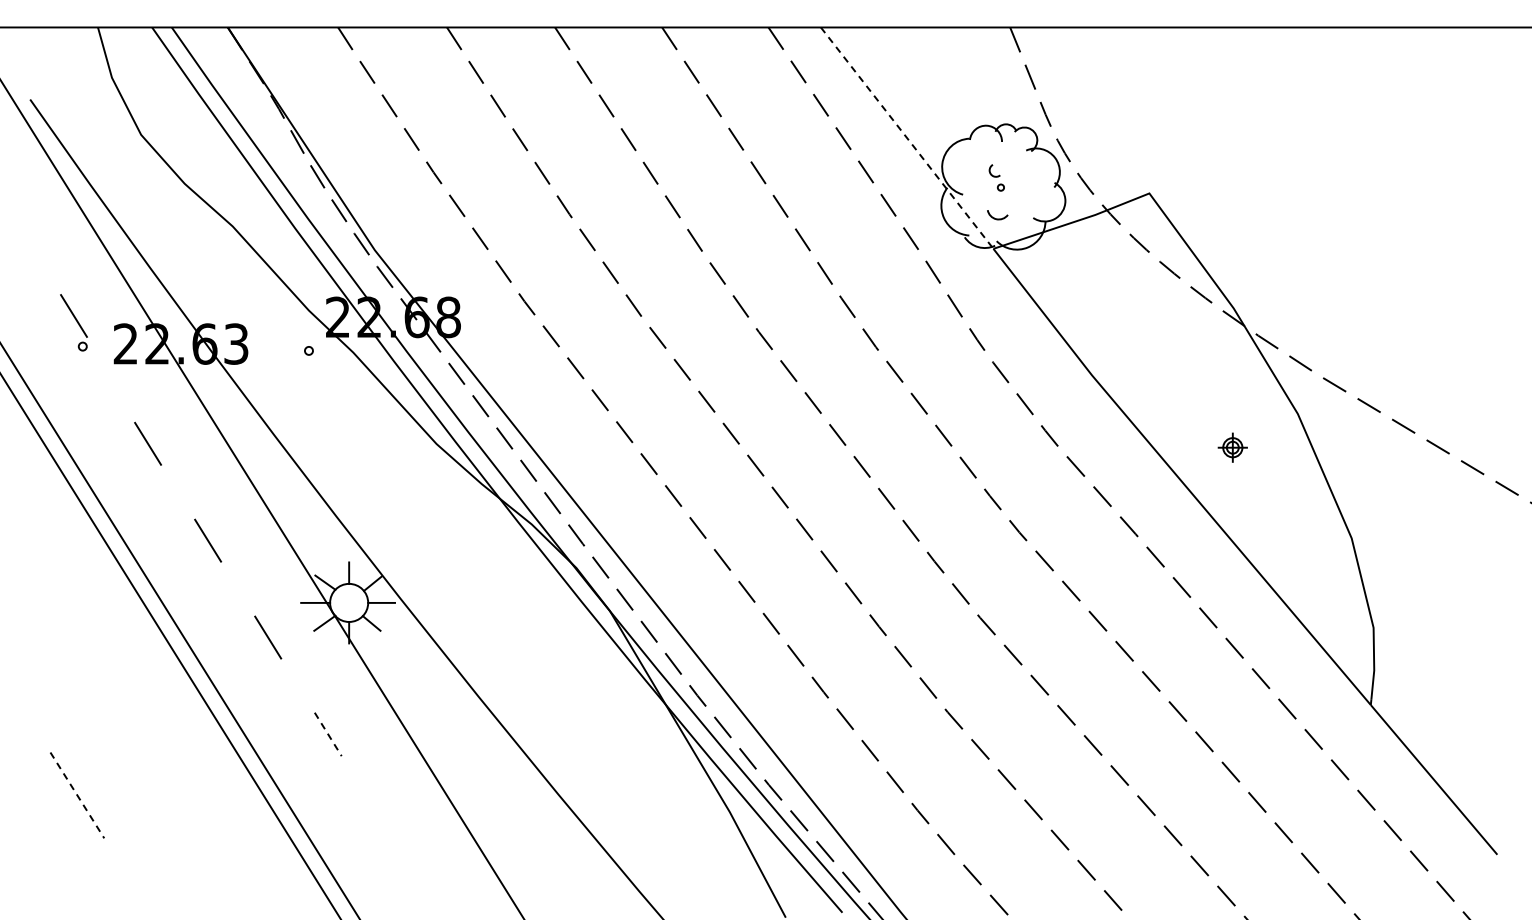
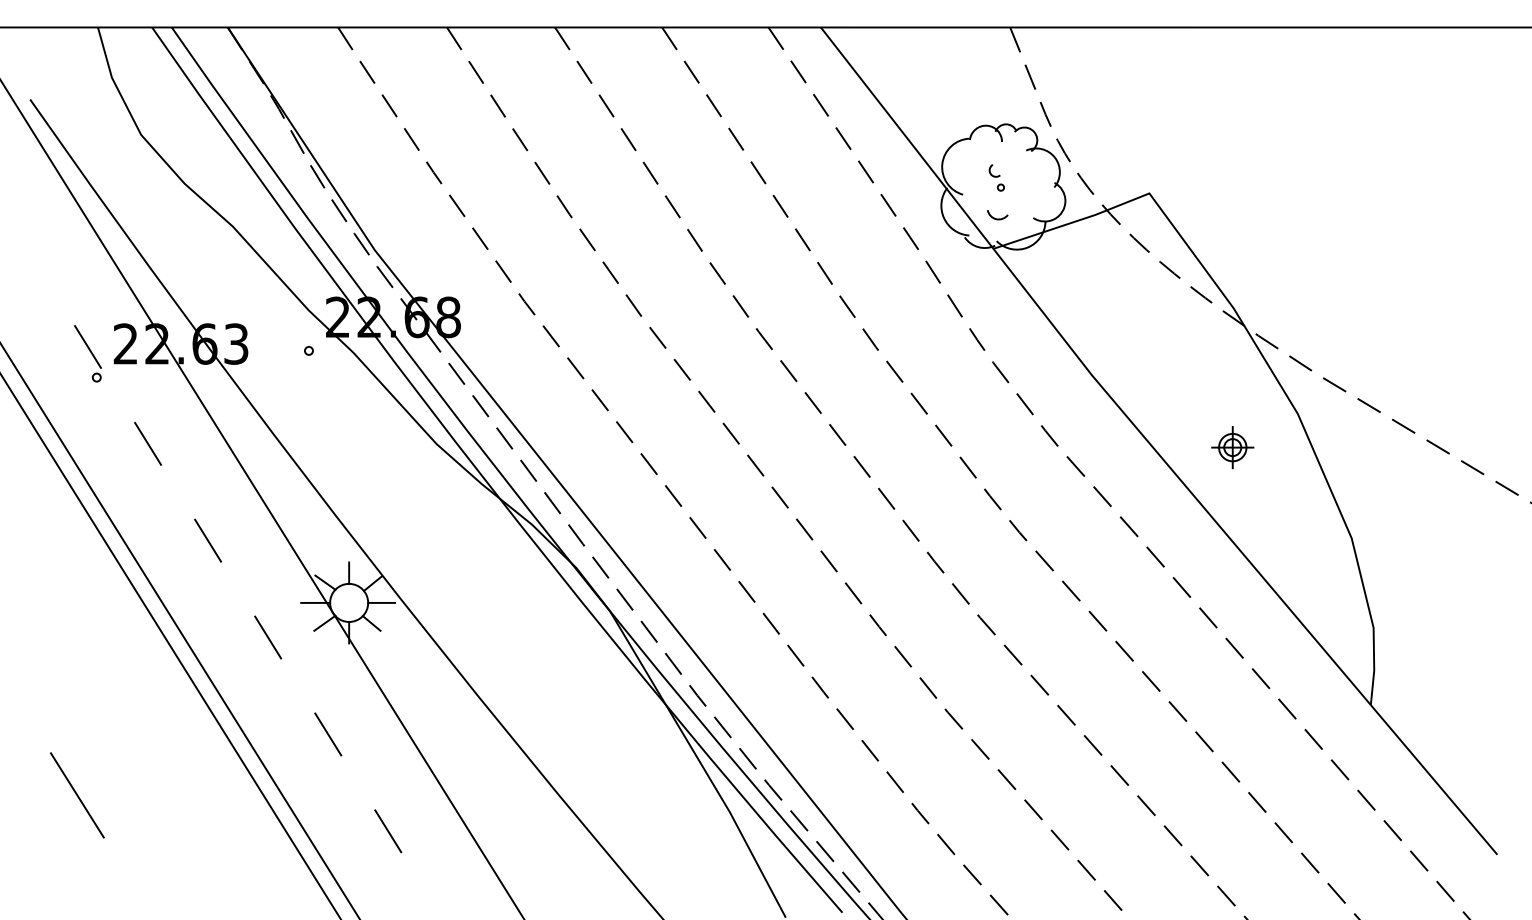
line: dashed -> solid (907, 138)
part position: (73, 322) -> (87, 353) (87, 353)
part size: 31x31 px -> 44x44 px (1232, 447)
line: dashed -> solid (328, 734)
line: dashed -> solid (77, 795)
line: none -> present (388, 831)
